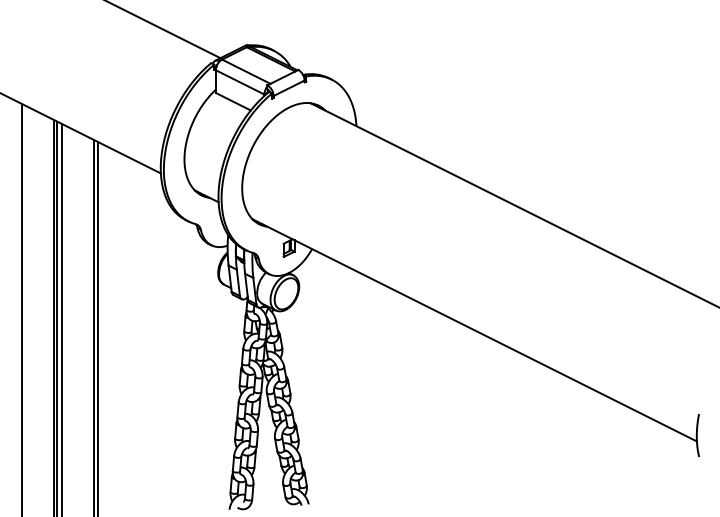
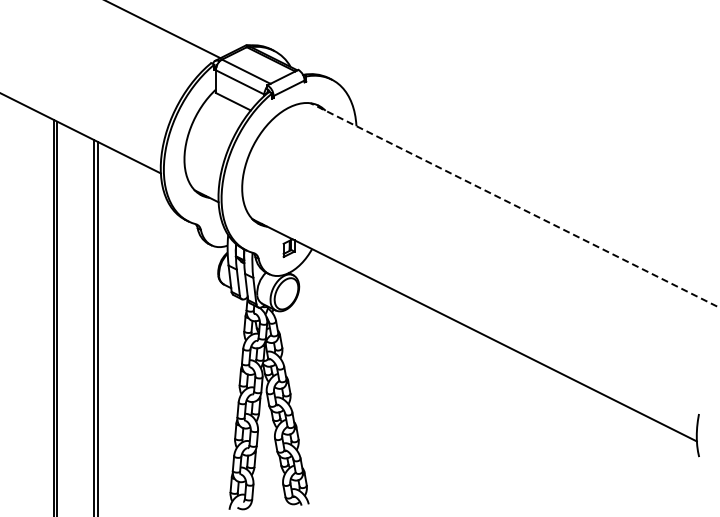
line: solid -> dashed (515, 205)
line: present -> none (21, 308)
line: present -> none (61, 318)
